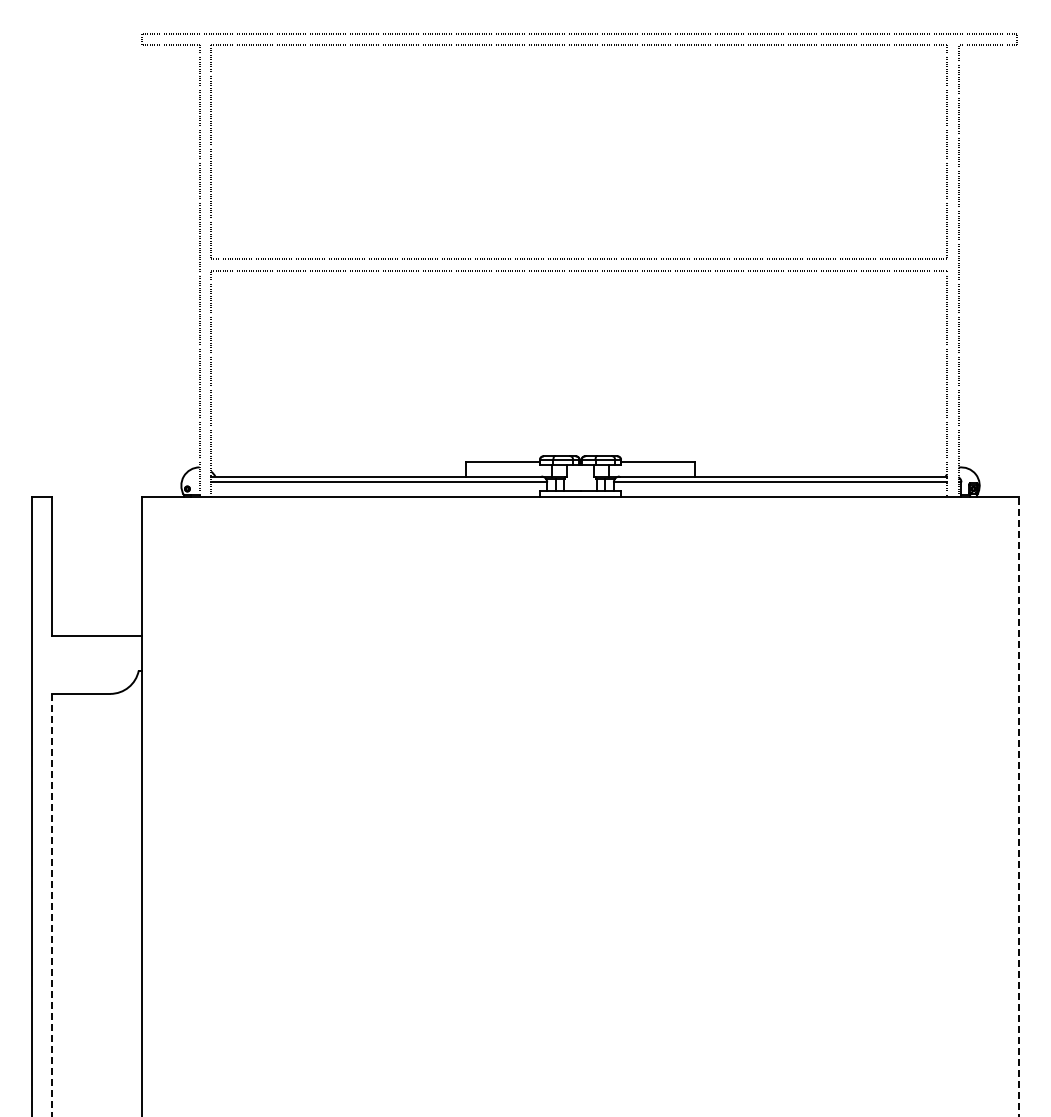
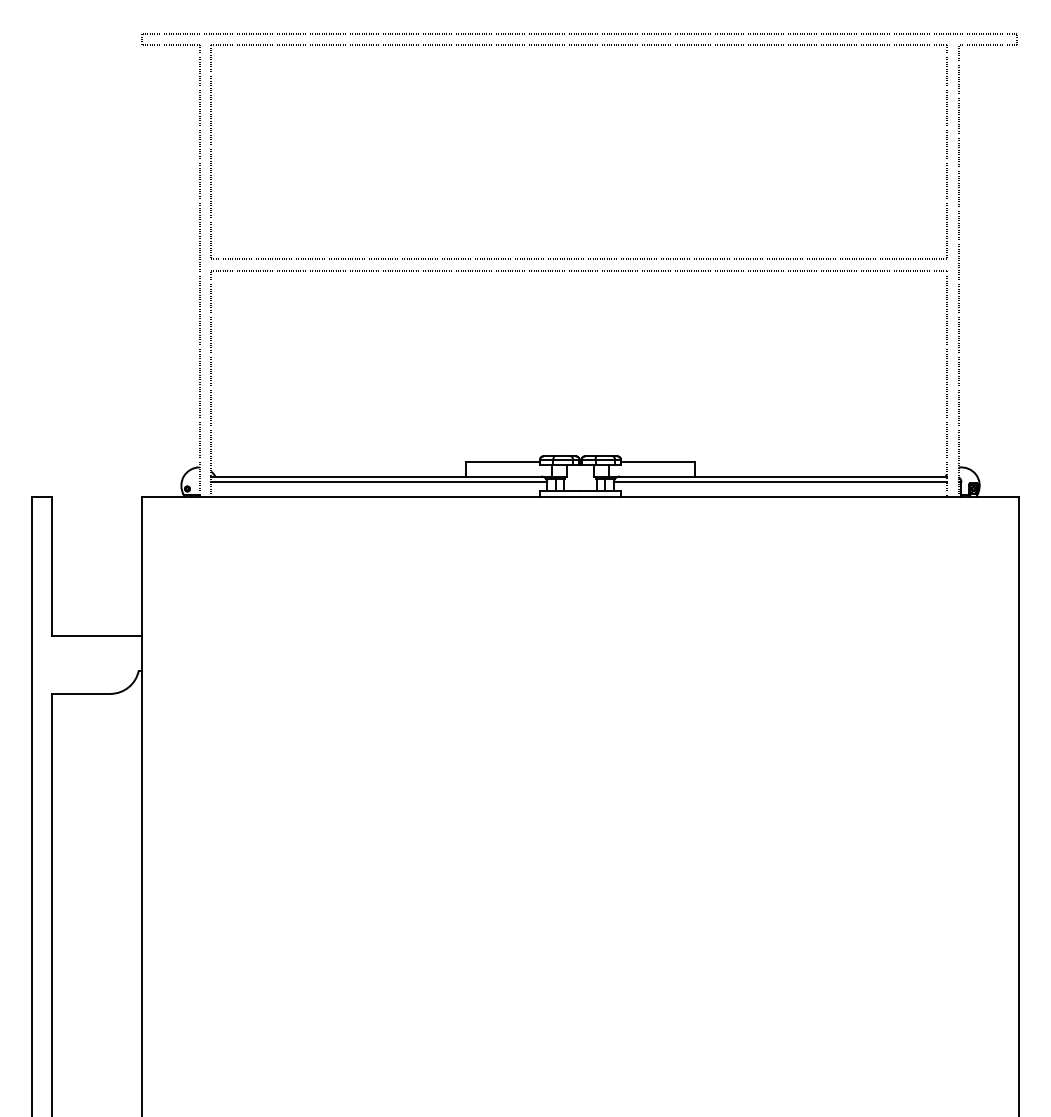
line: dashed -> solid (1019, 806)
line: dashed -> solid (51, 905)
